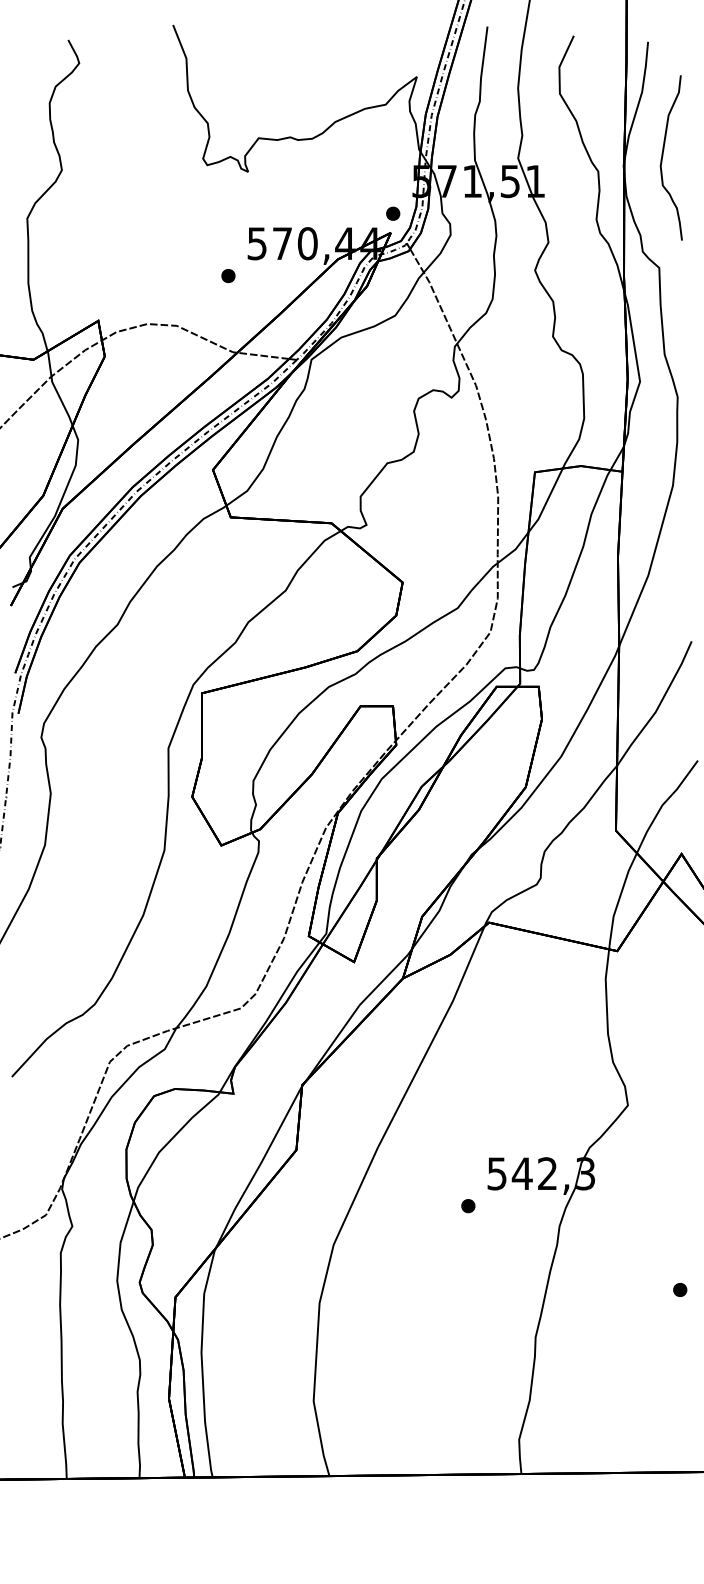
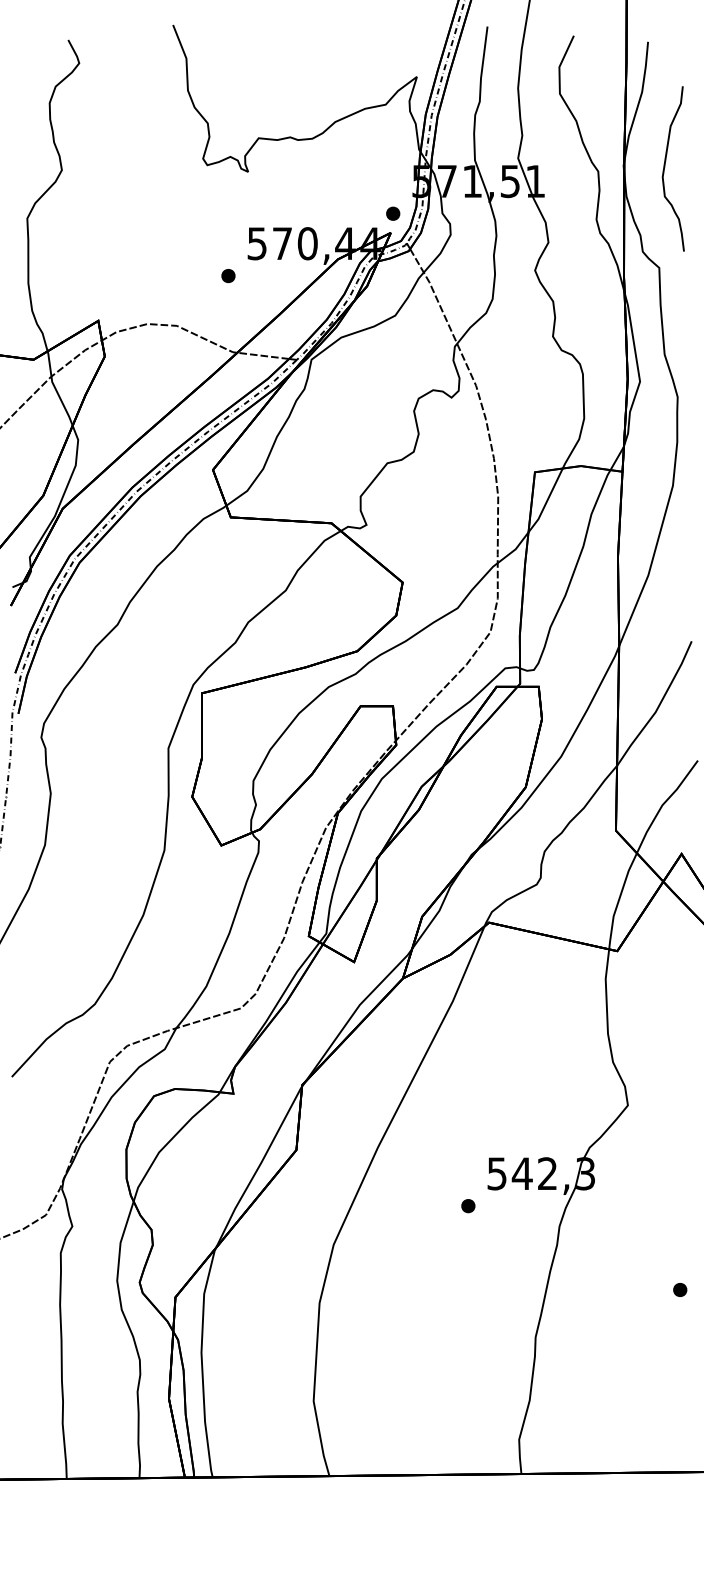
curve position: (663, 156) -> (665, 167) (665, 167)
